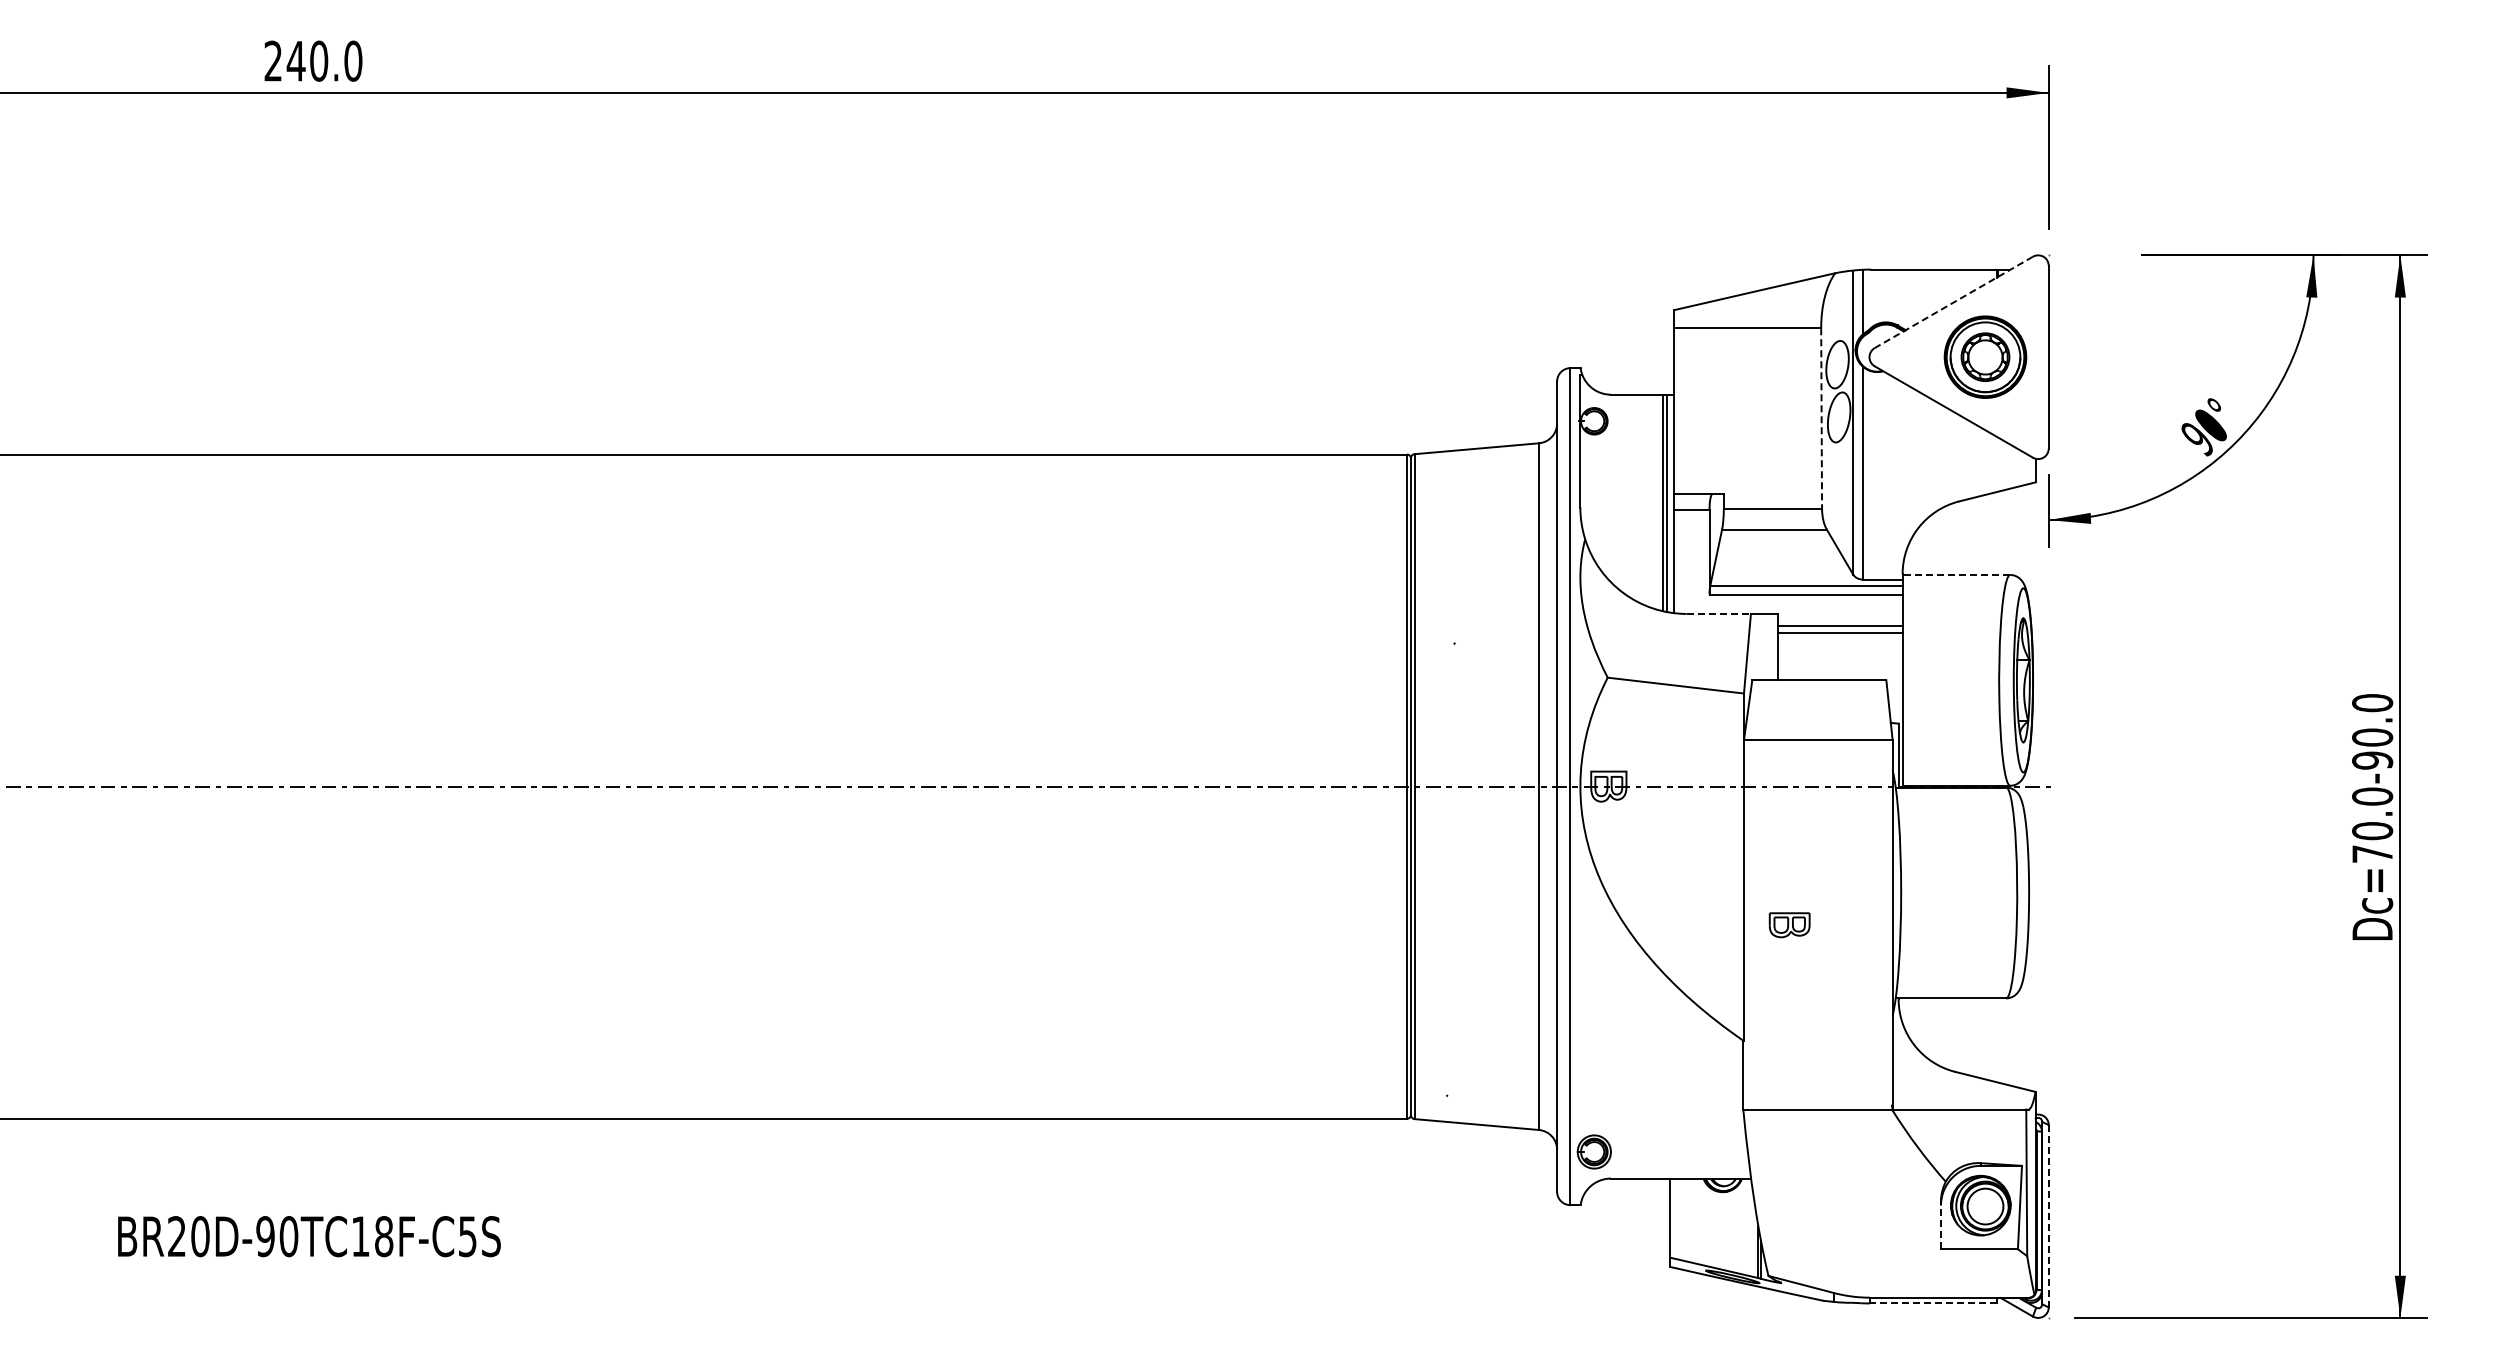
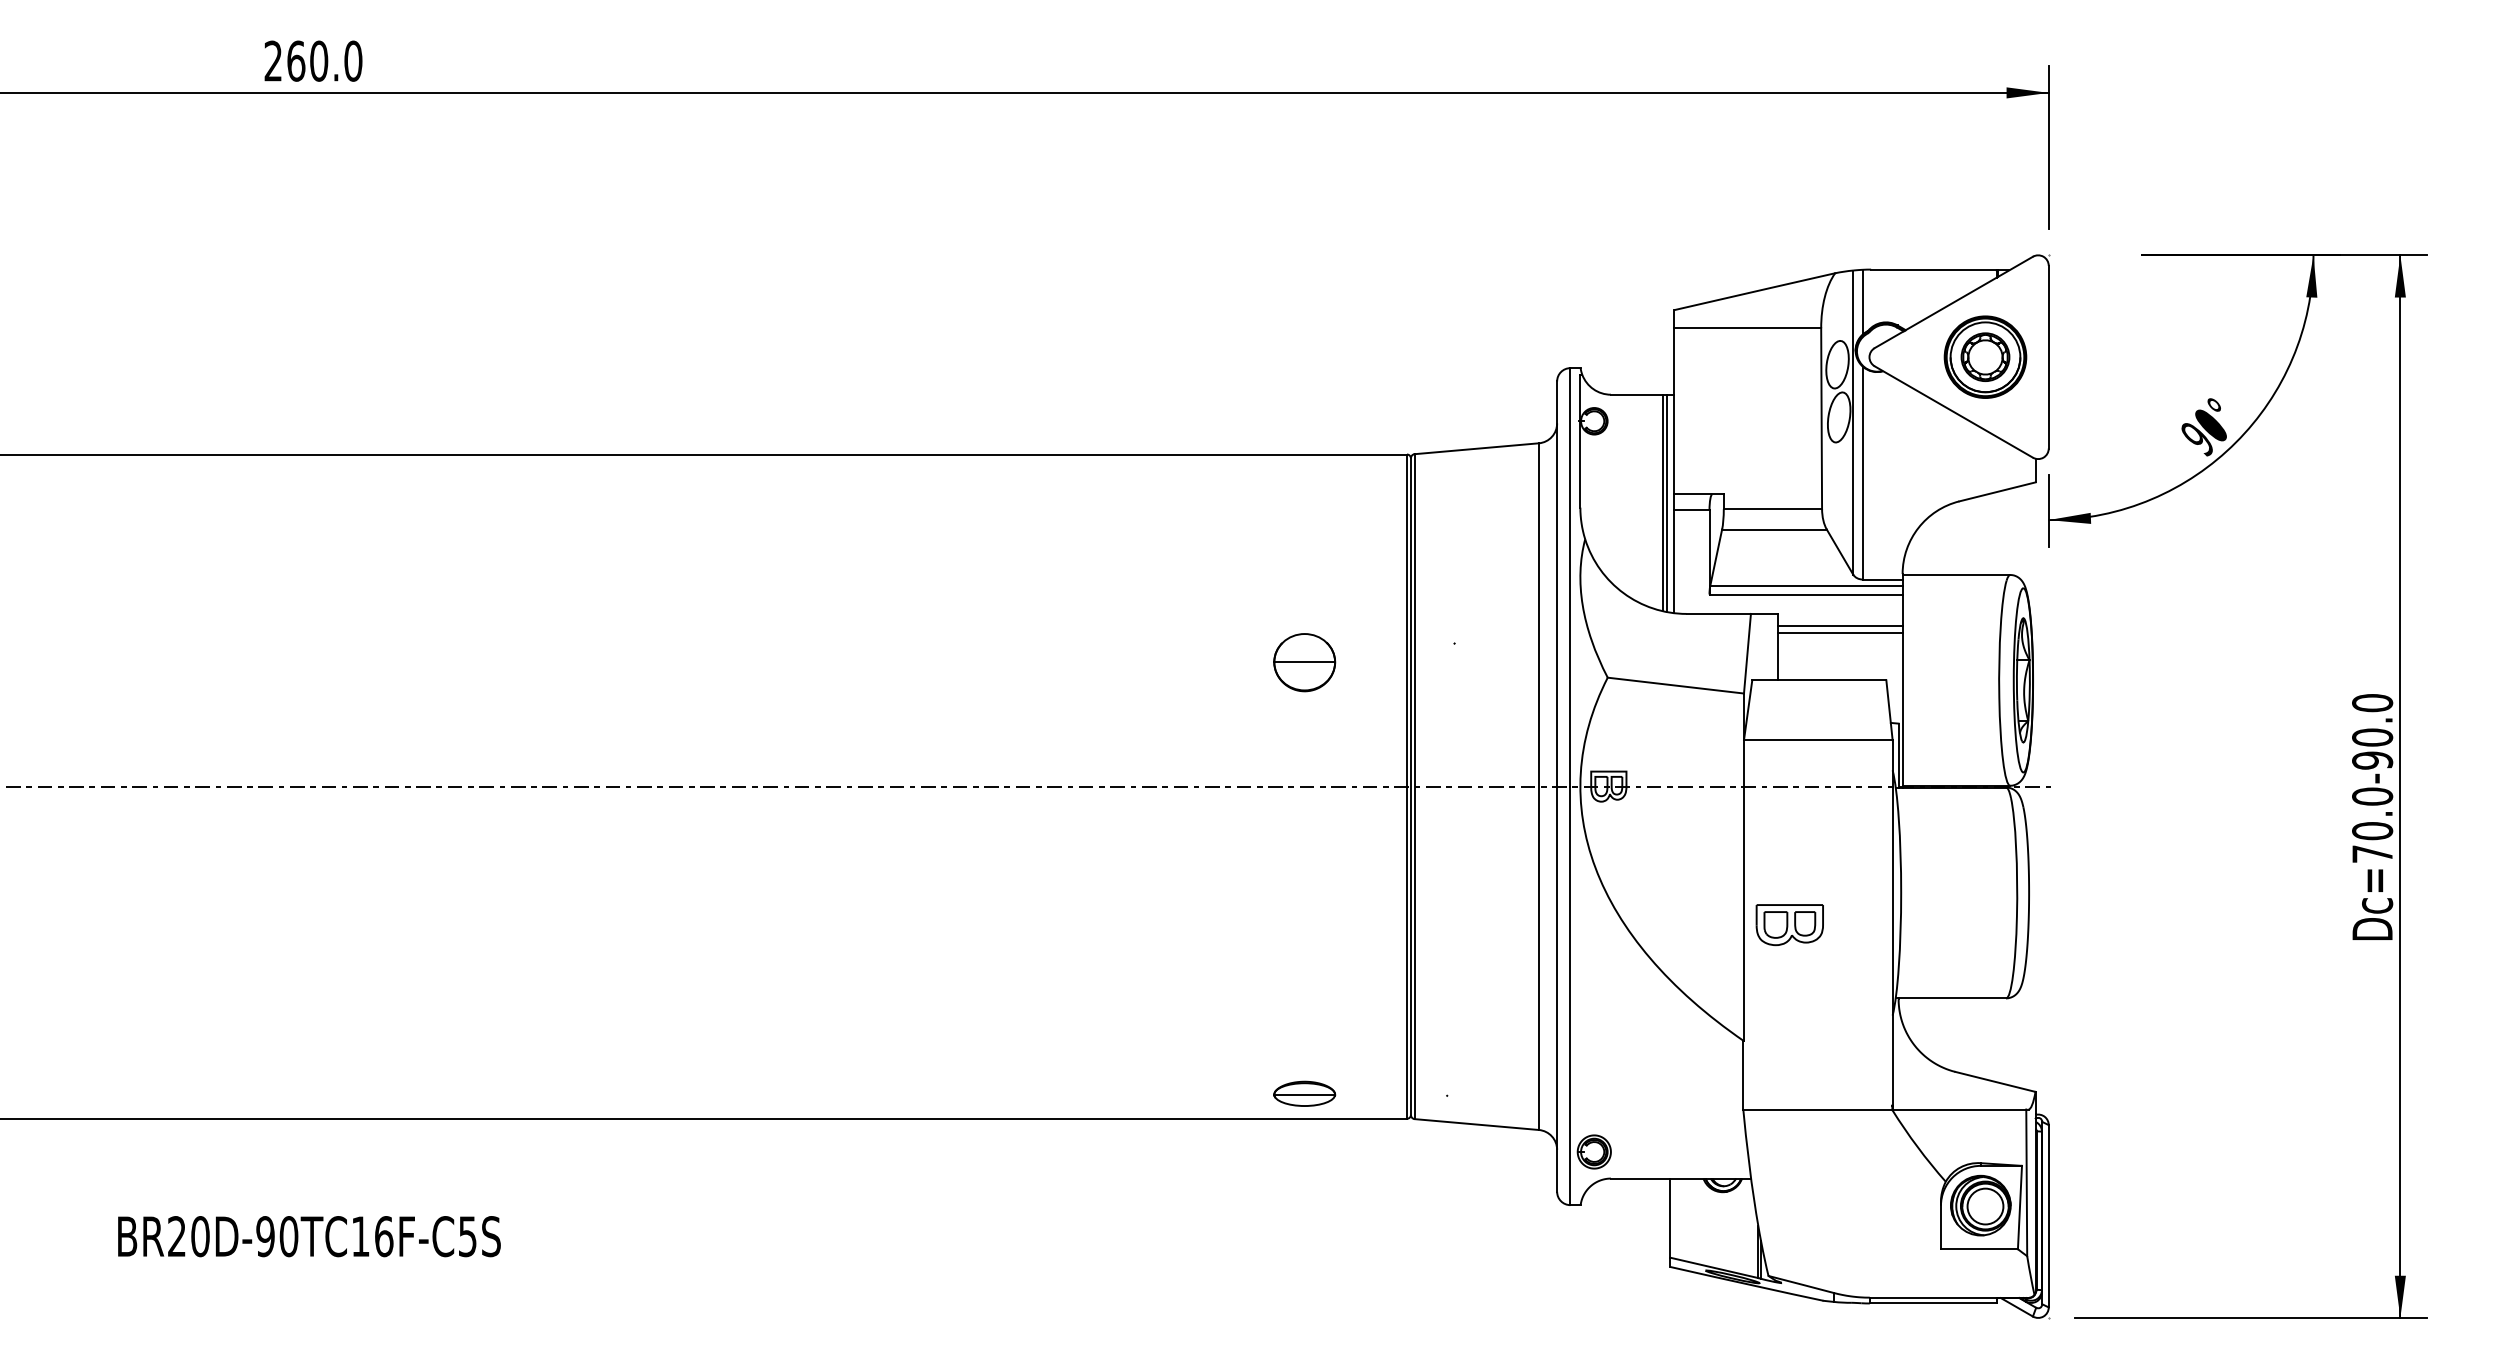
text: 240.0 -> 260.0 (295, 60)
line: dashed -> solid (1953, 302)
line: dashed -> solid (1821, 419)
line: dashed -> solid (1956, 574)
line: dashed -> solid (1719, 613)
part: none -> present (1304, 662)
part size: 43x27 px -> 69x43 px (1789, 925)
part: none -> present (1304, 1093)
line: dashed -> solid (2048, 1216)
line: dashed -> solid (1940, 1225)
text: BR20D-90TC18F-C5S -> BR20D-90TC16F-C5S (384, 1236)
line: dashed -> solid (1932, 1303)
